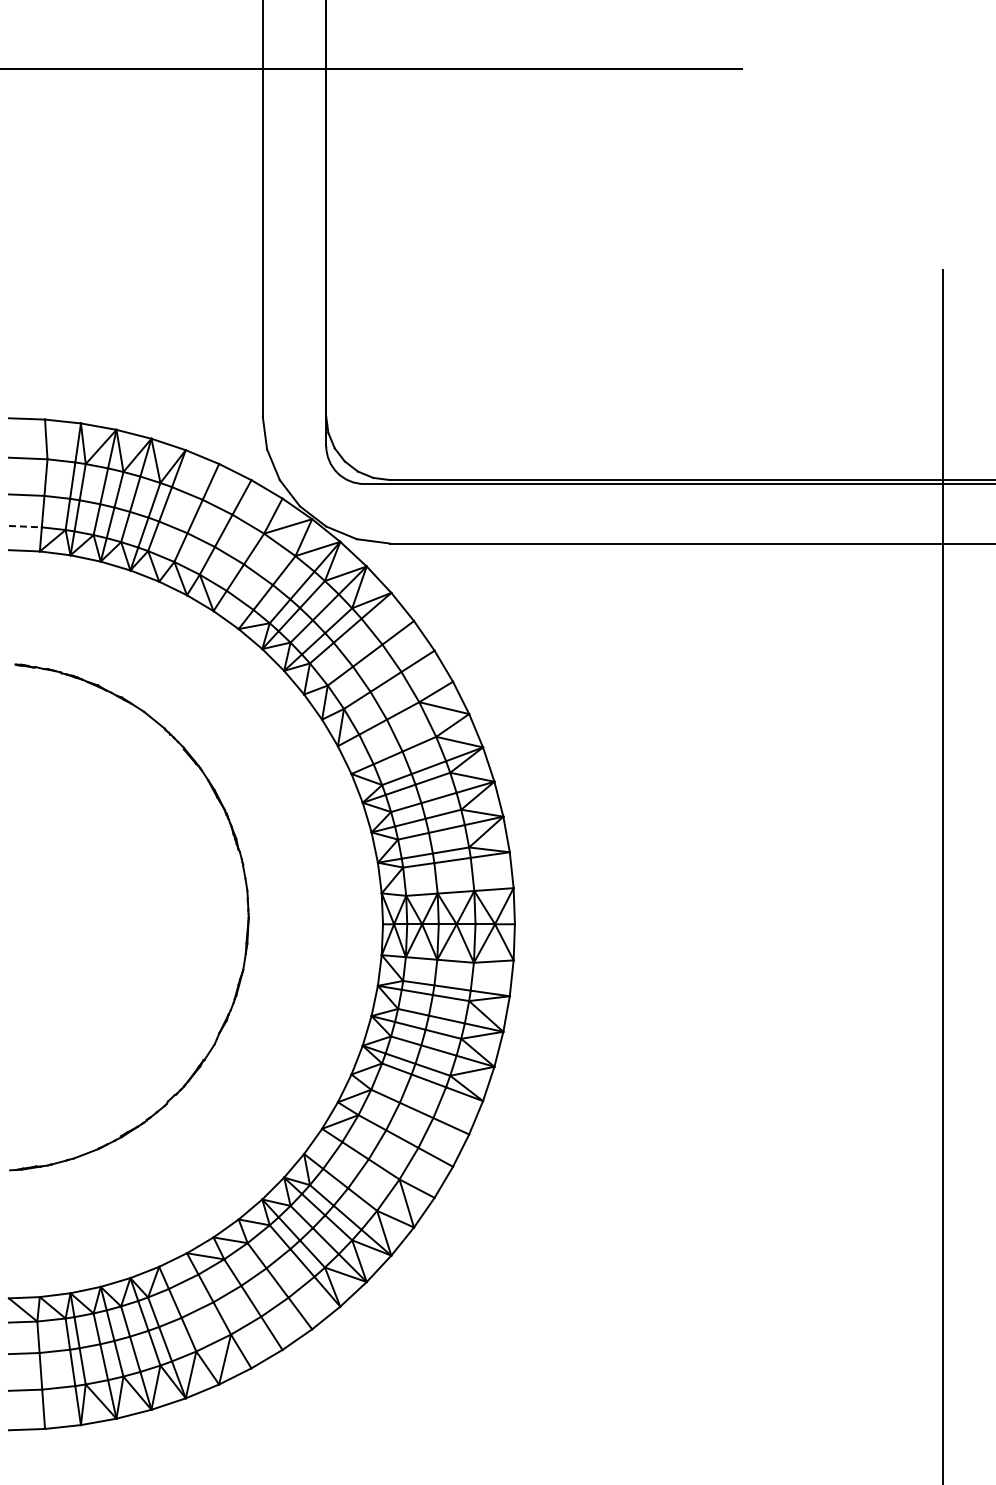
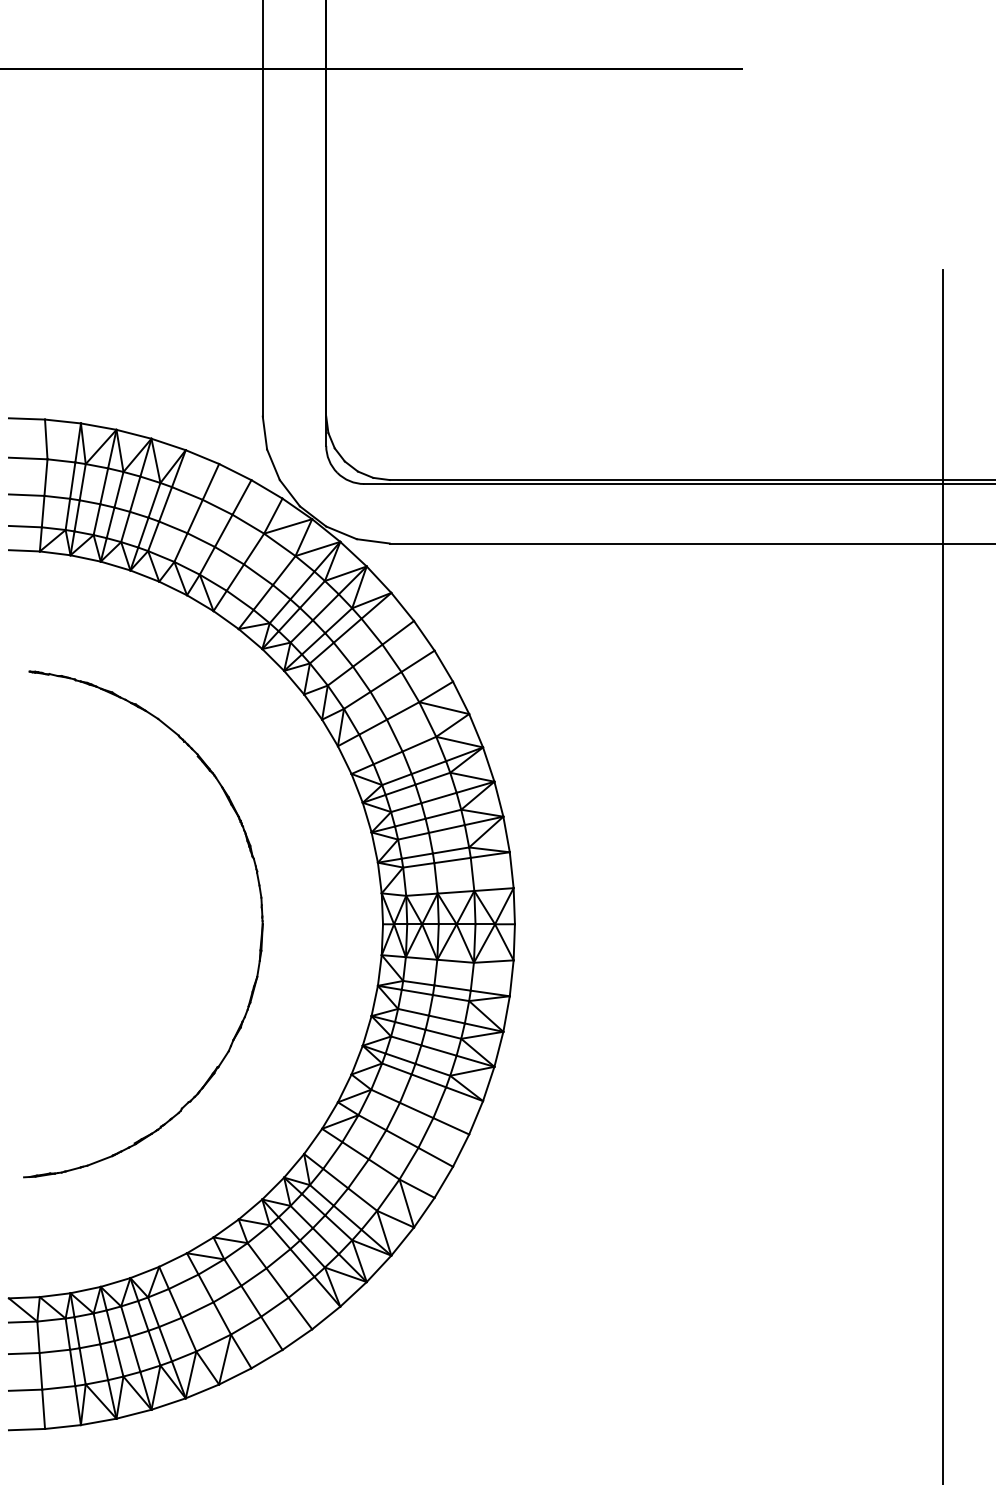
line: dashed -> solid (25, 526)
part position: (246, 928) -> (260, 935) (260, 935)
